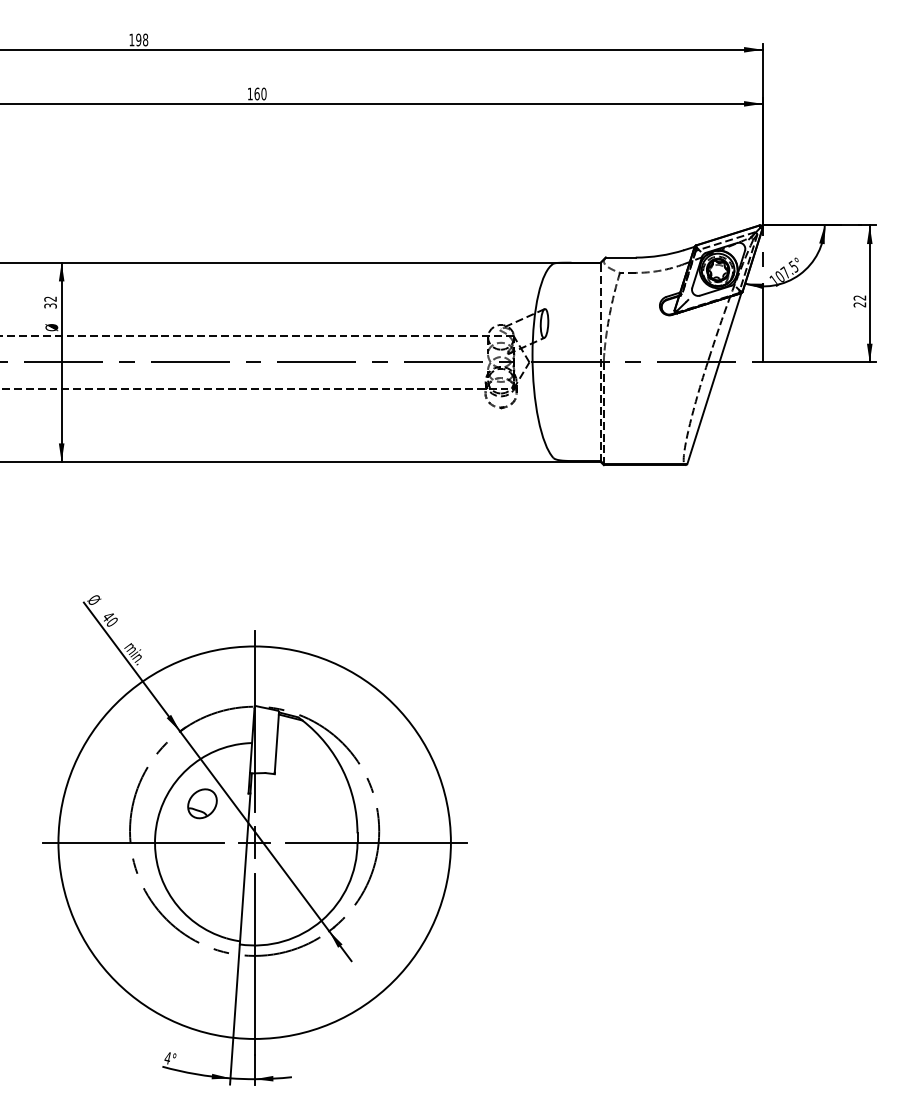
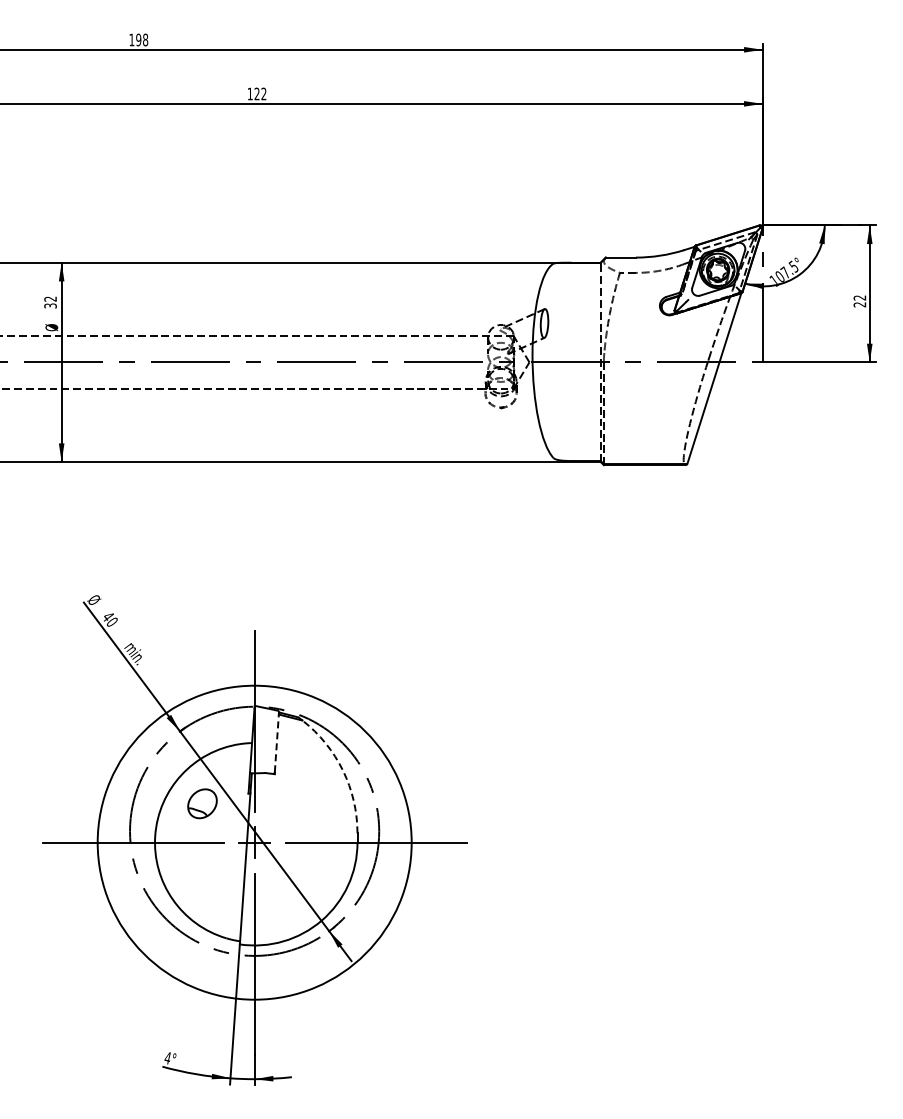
text: 160 -> 122 (260, 93)
line: solid -> dashed (276, 741)
arc: solid -> dashed (343, 770)
circle diameter: 392 px -> 314 px (254, 842)
